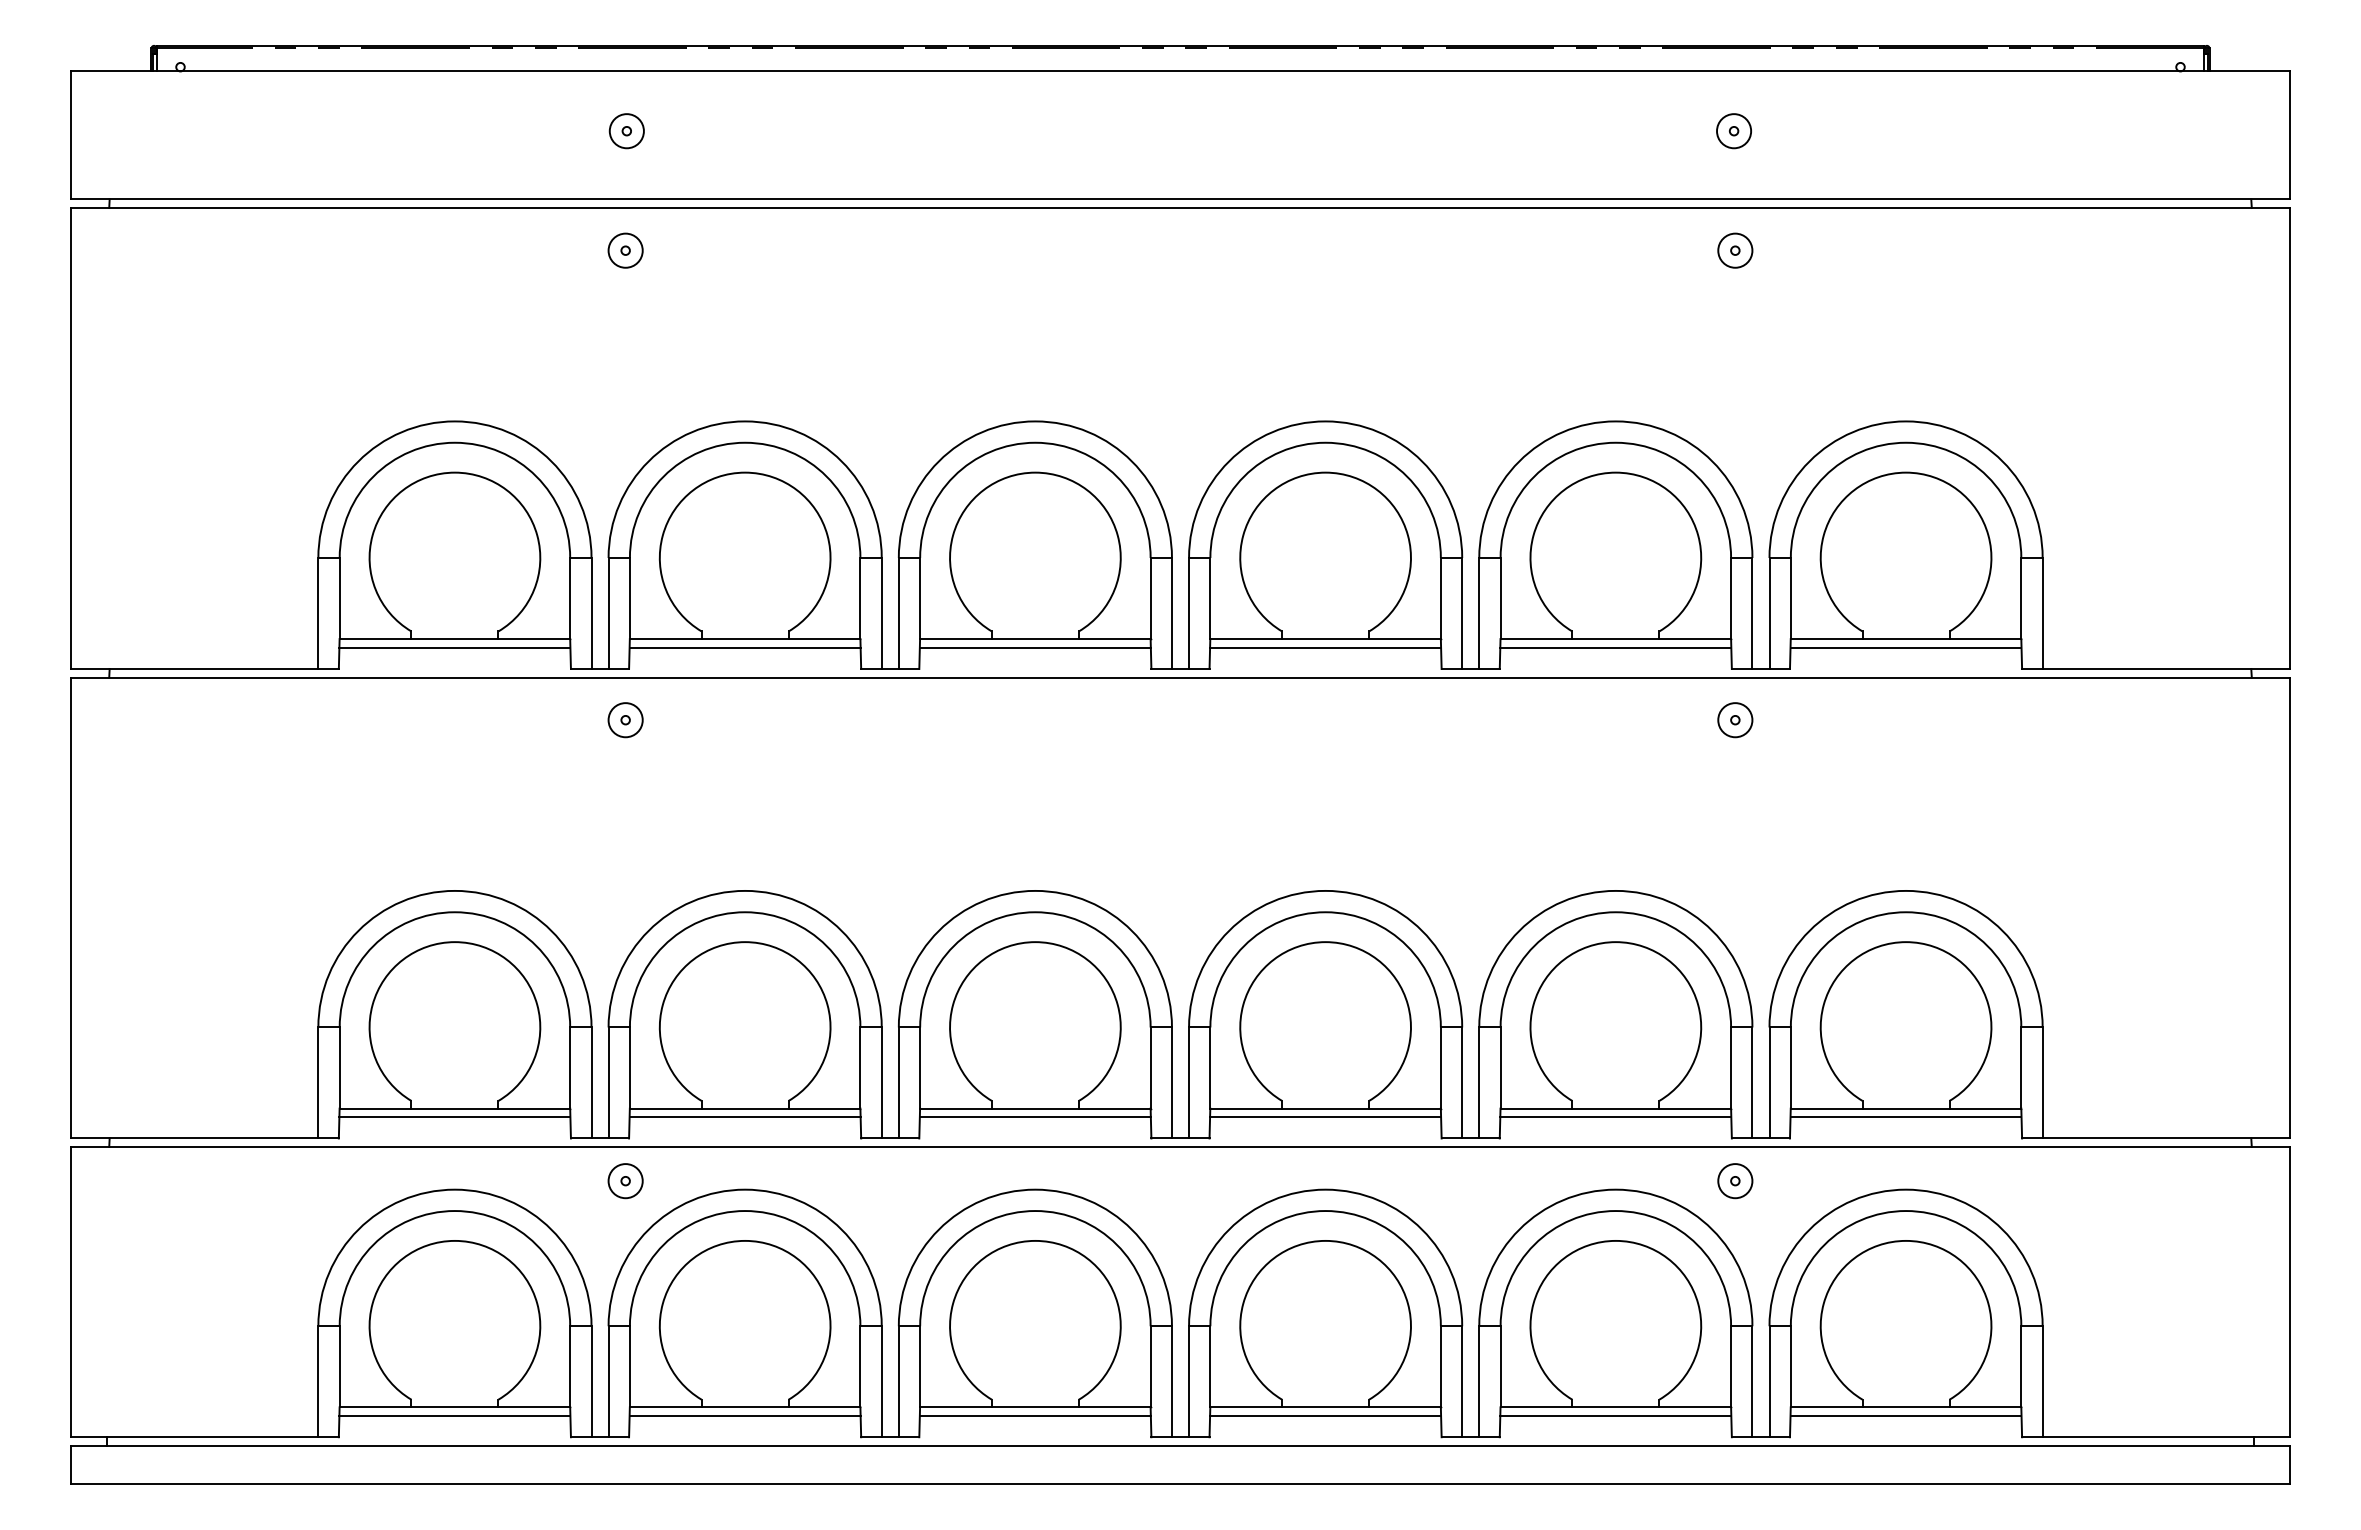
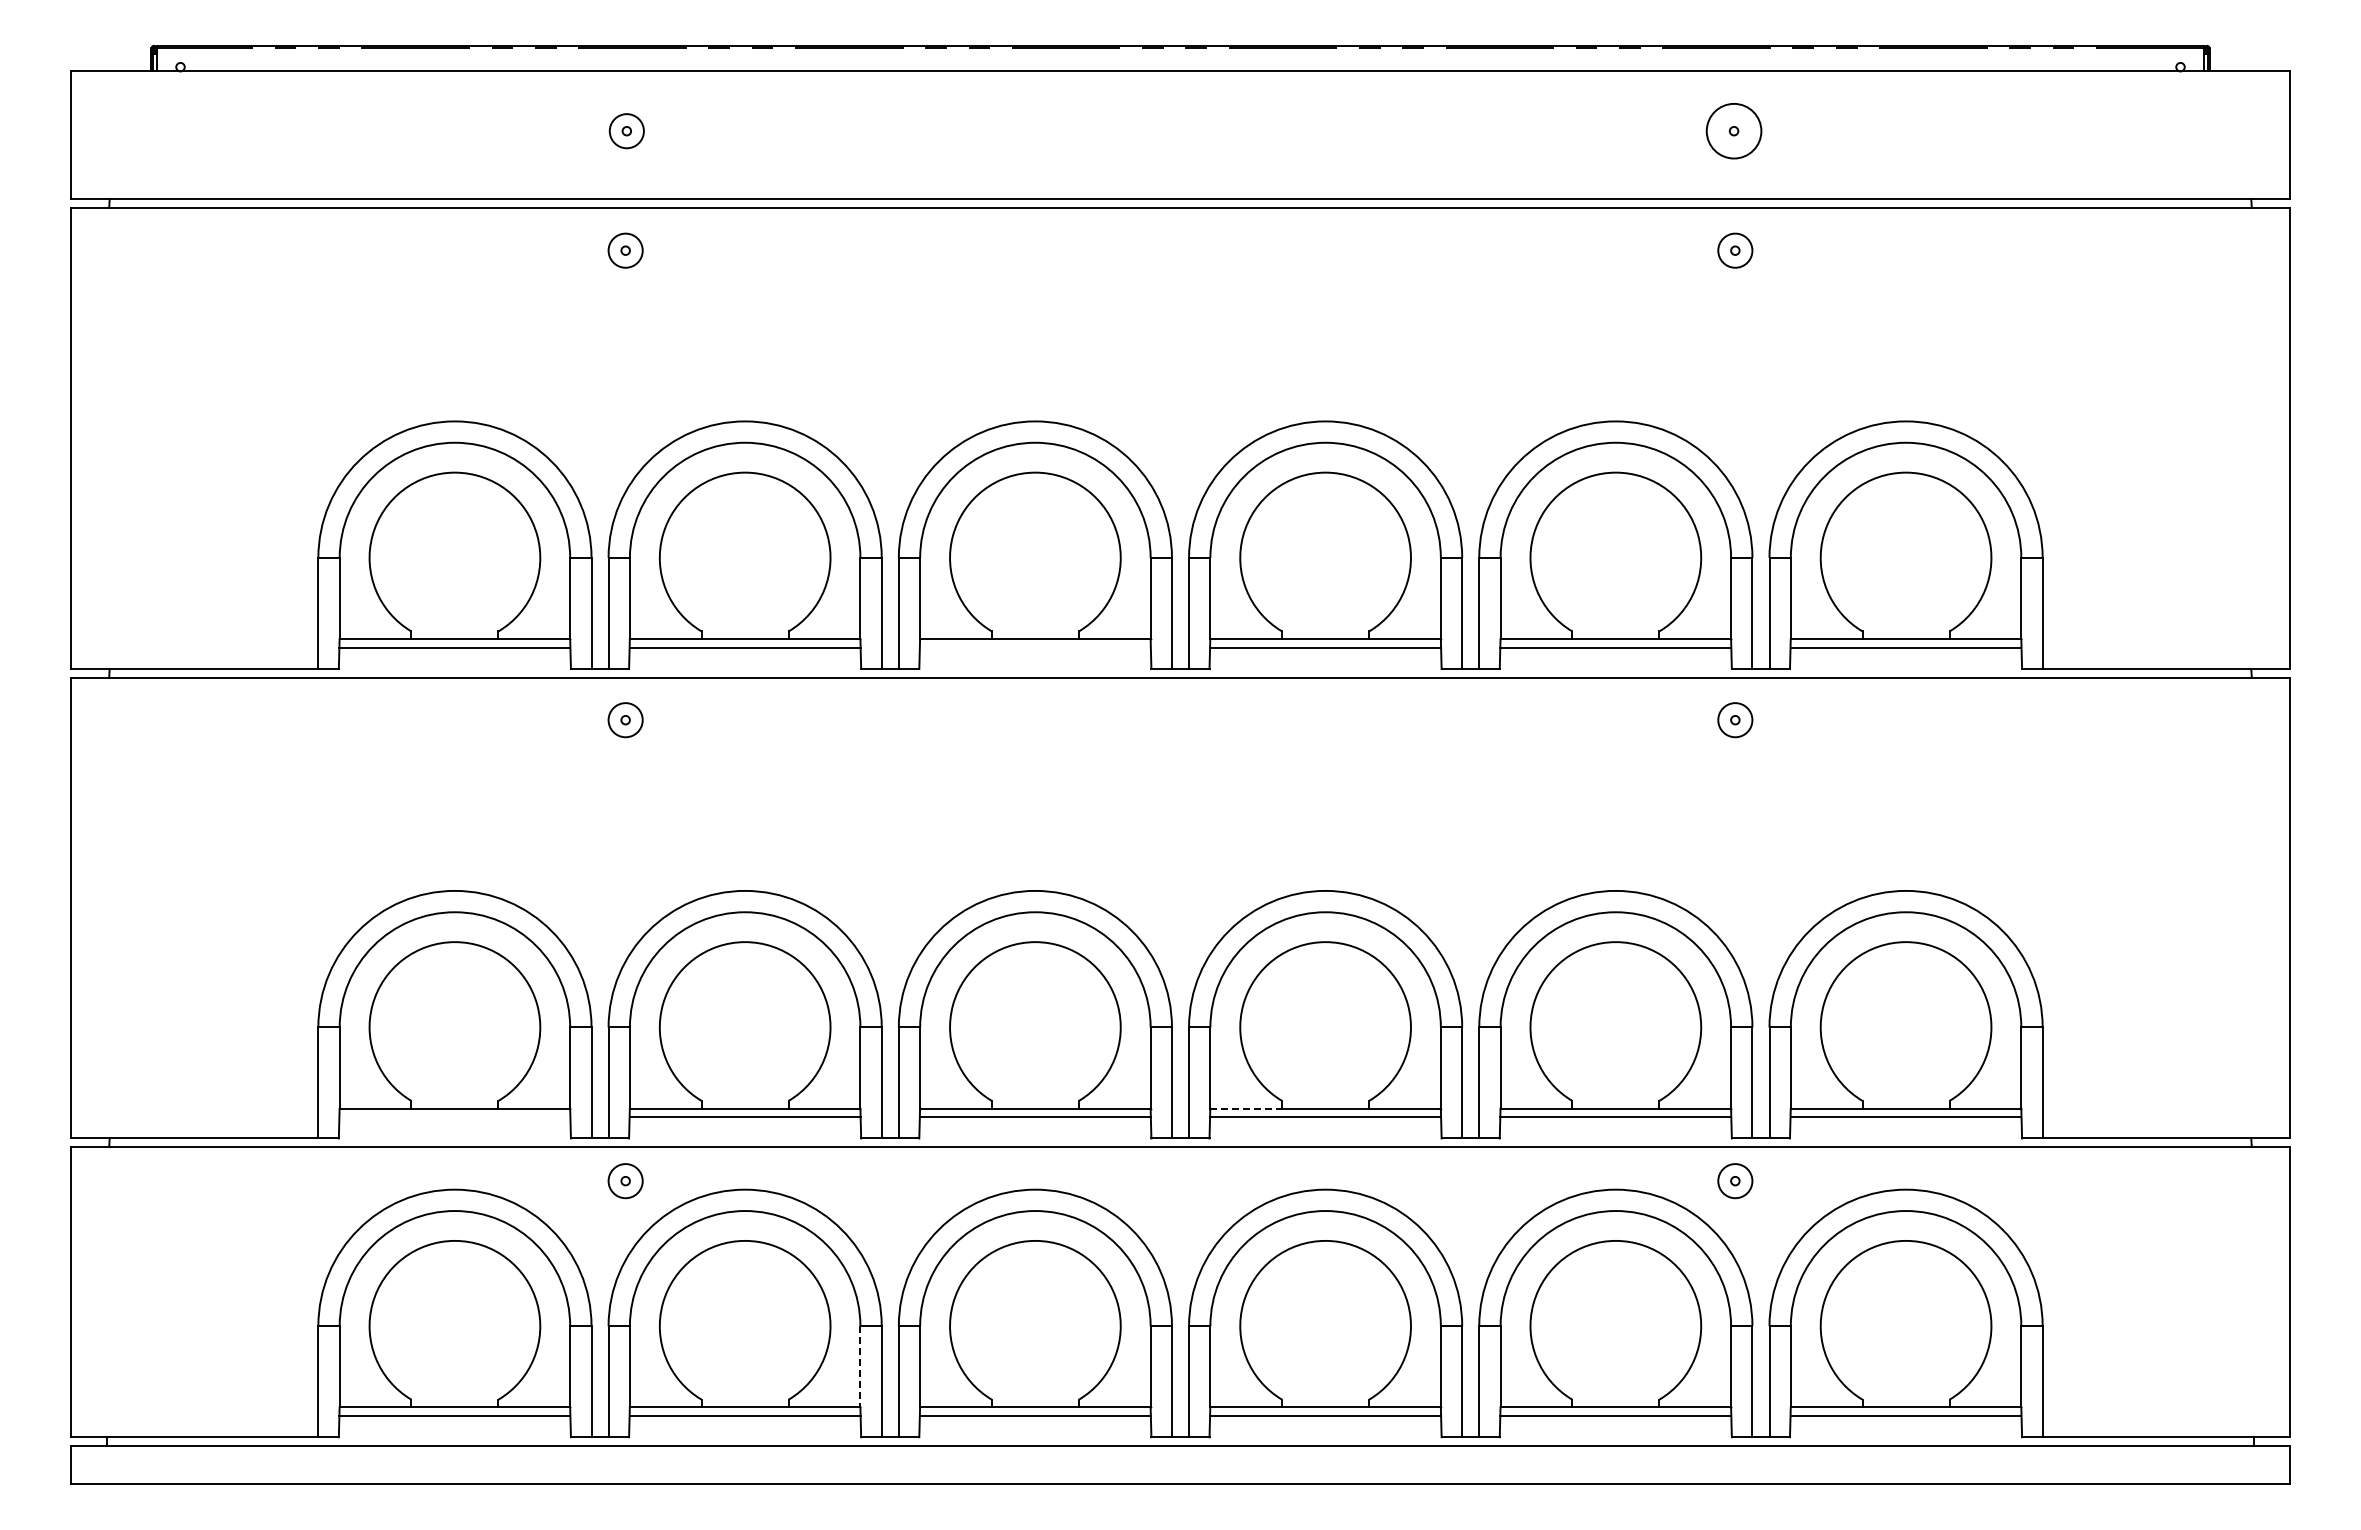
circle diameter: 34 px -> 55 px (1733, 130)
line: present -> none (1034, 647)
line: solid -> dashed (1246, 1108)
line: present -> none (454, 1117)
line: solid -> dashed (860, 1366)
